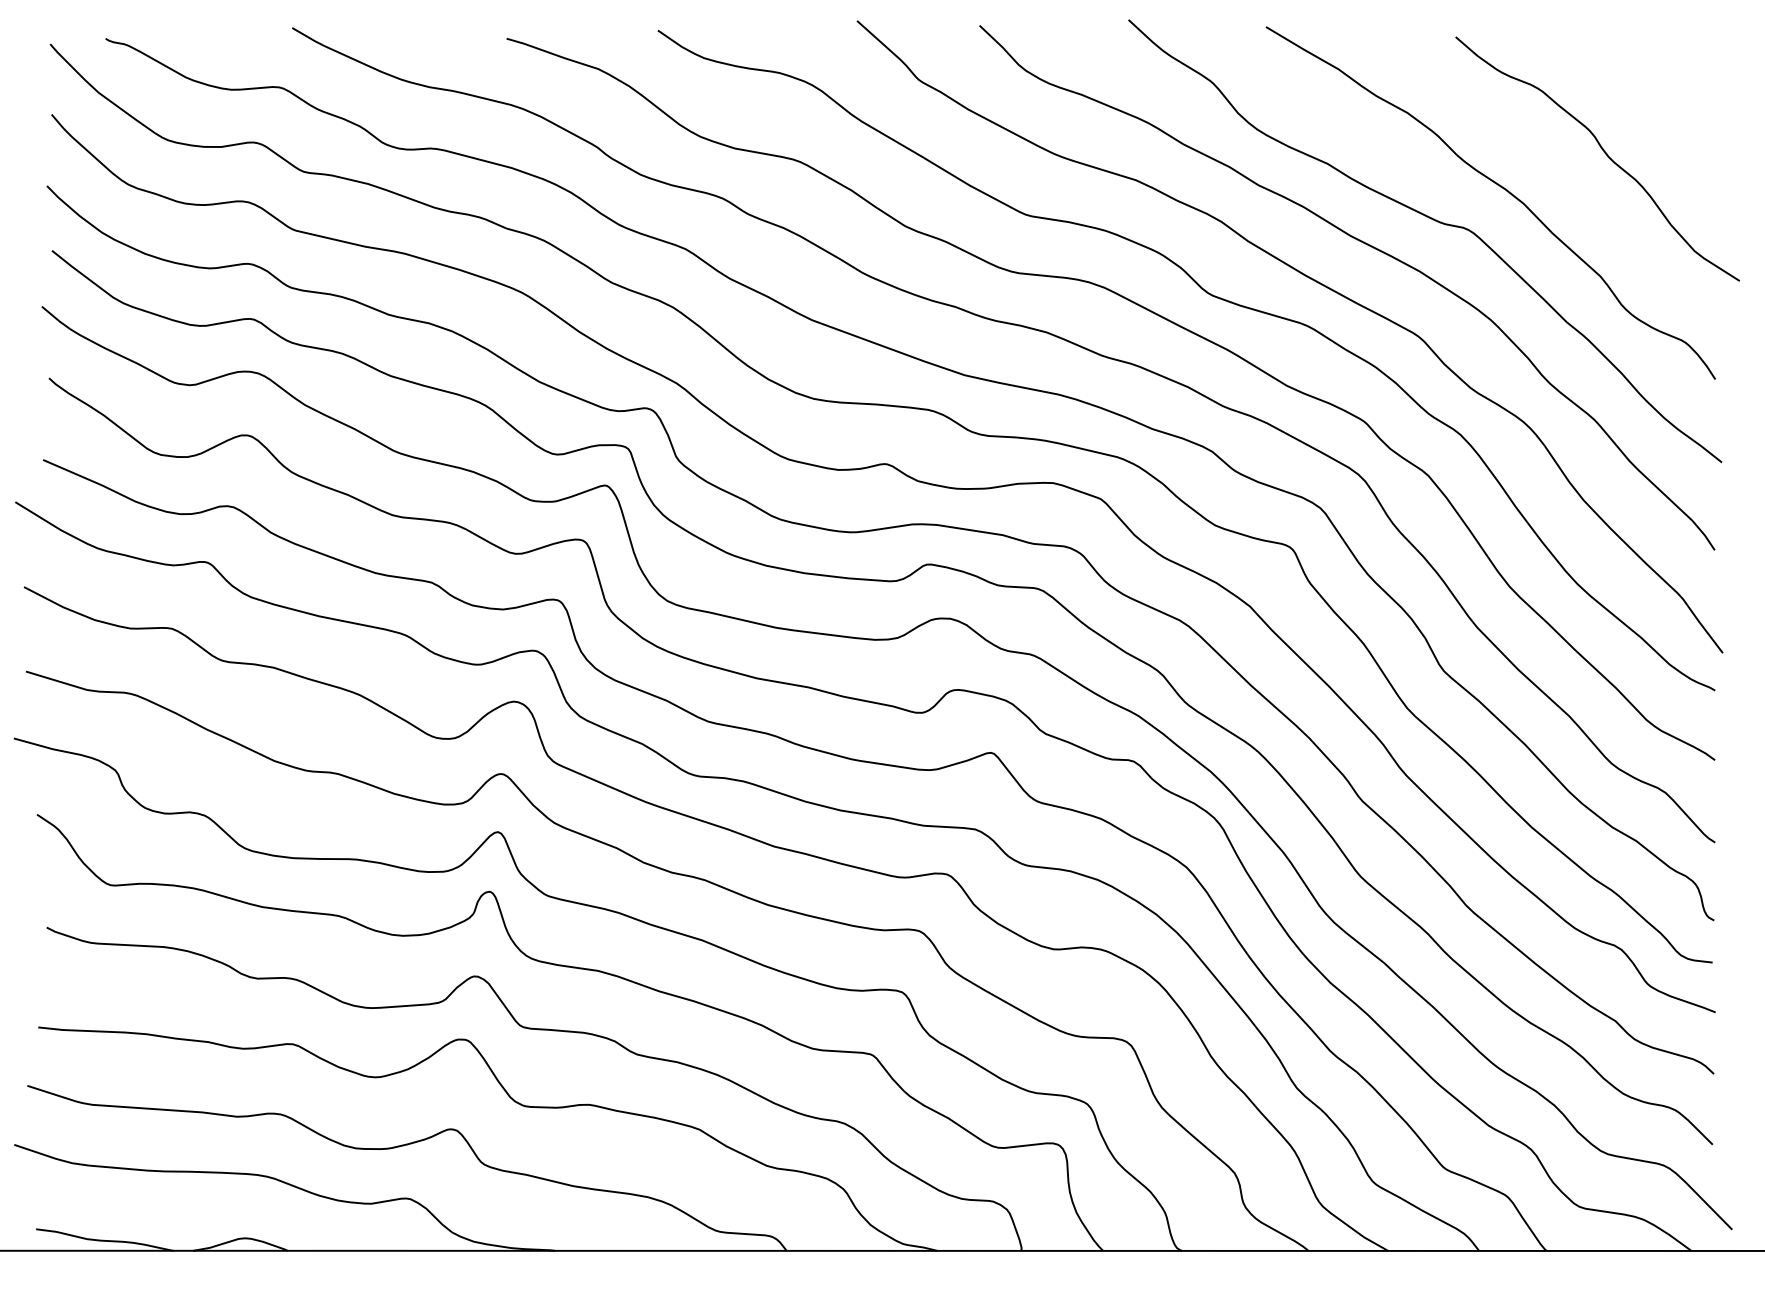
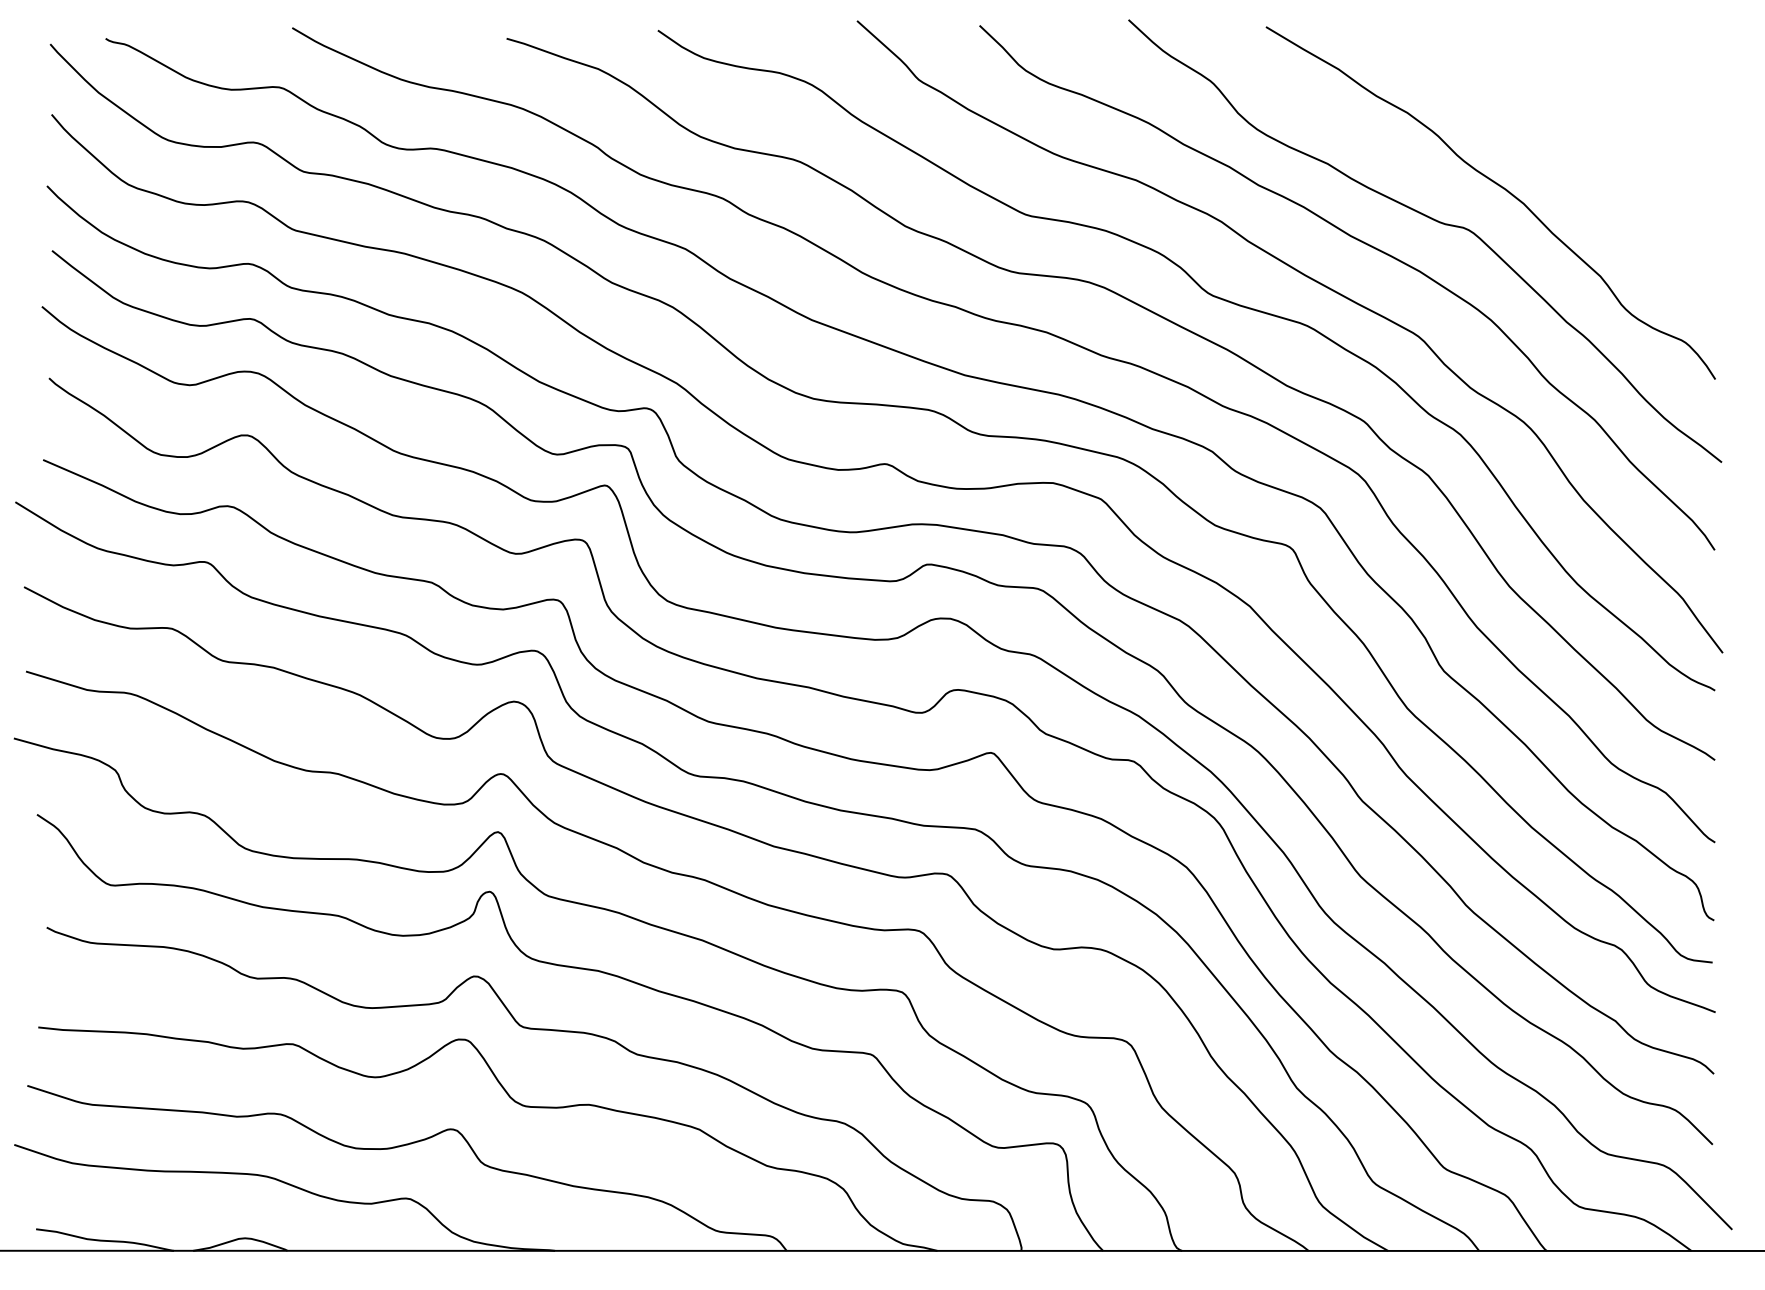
curve: present -> none (1604, 153)
